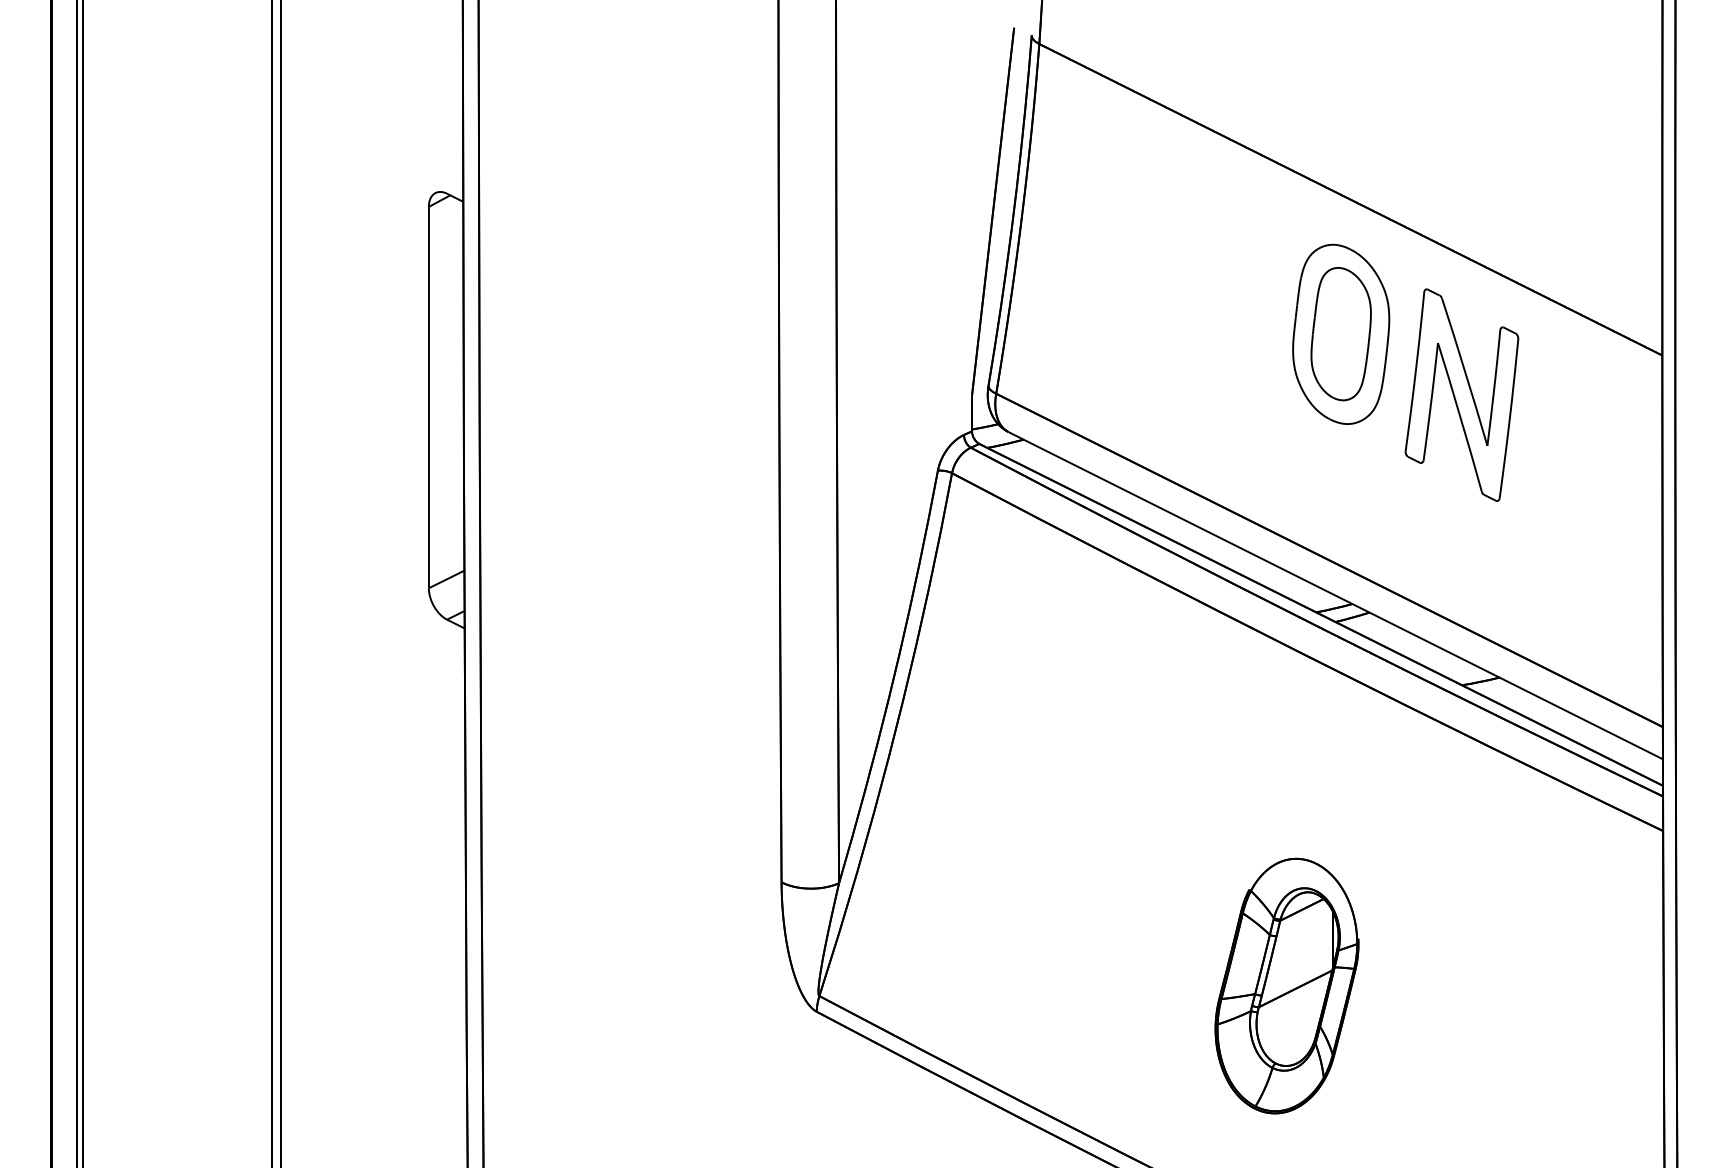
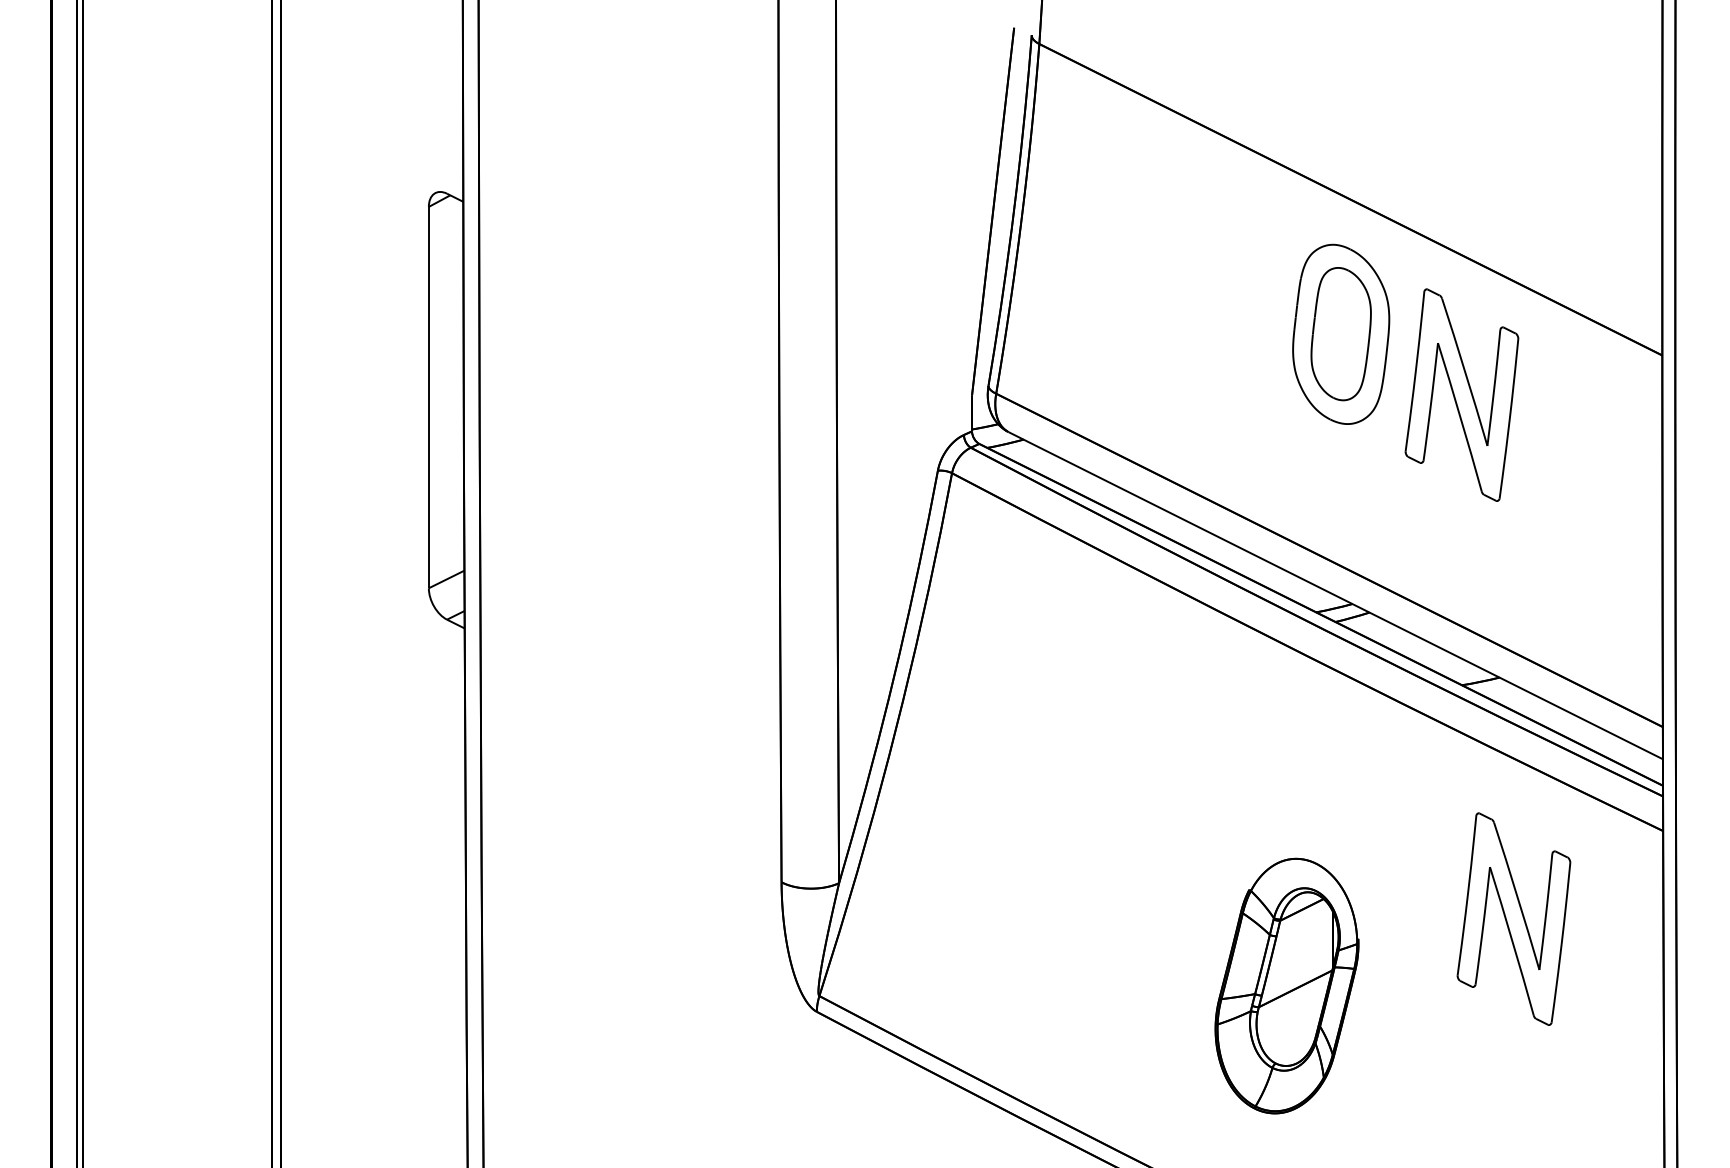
part: none -> present (1513, 918)
